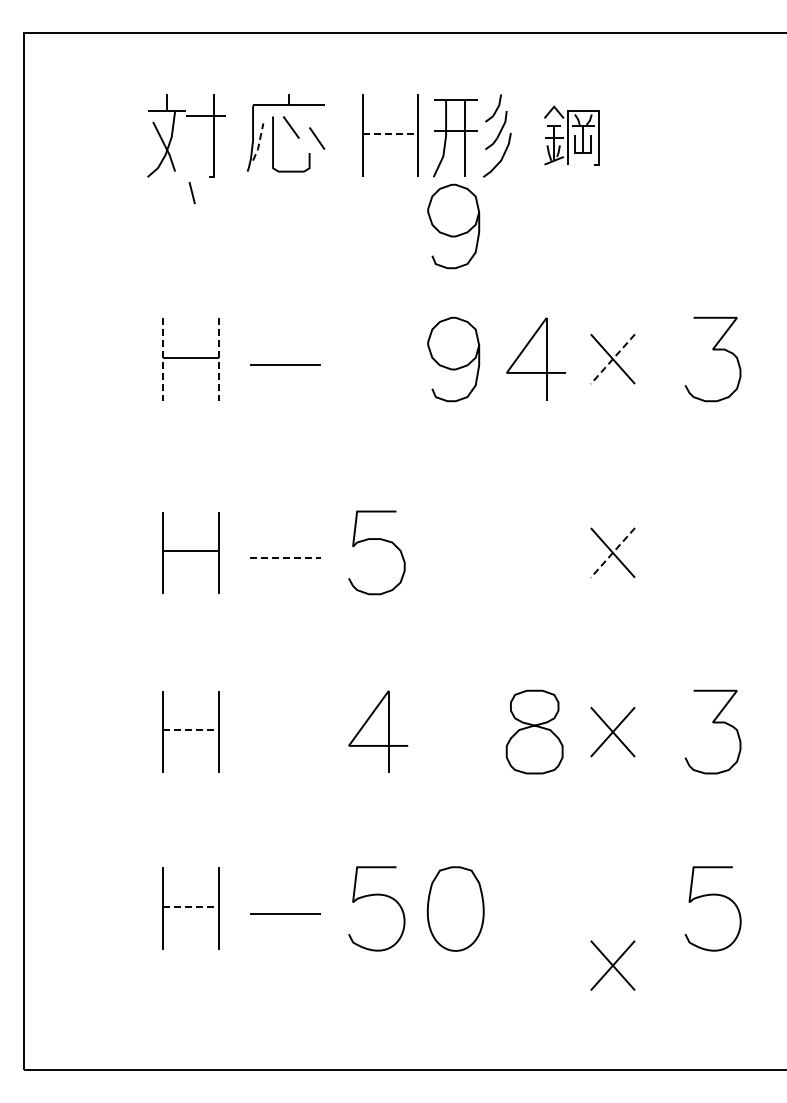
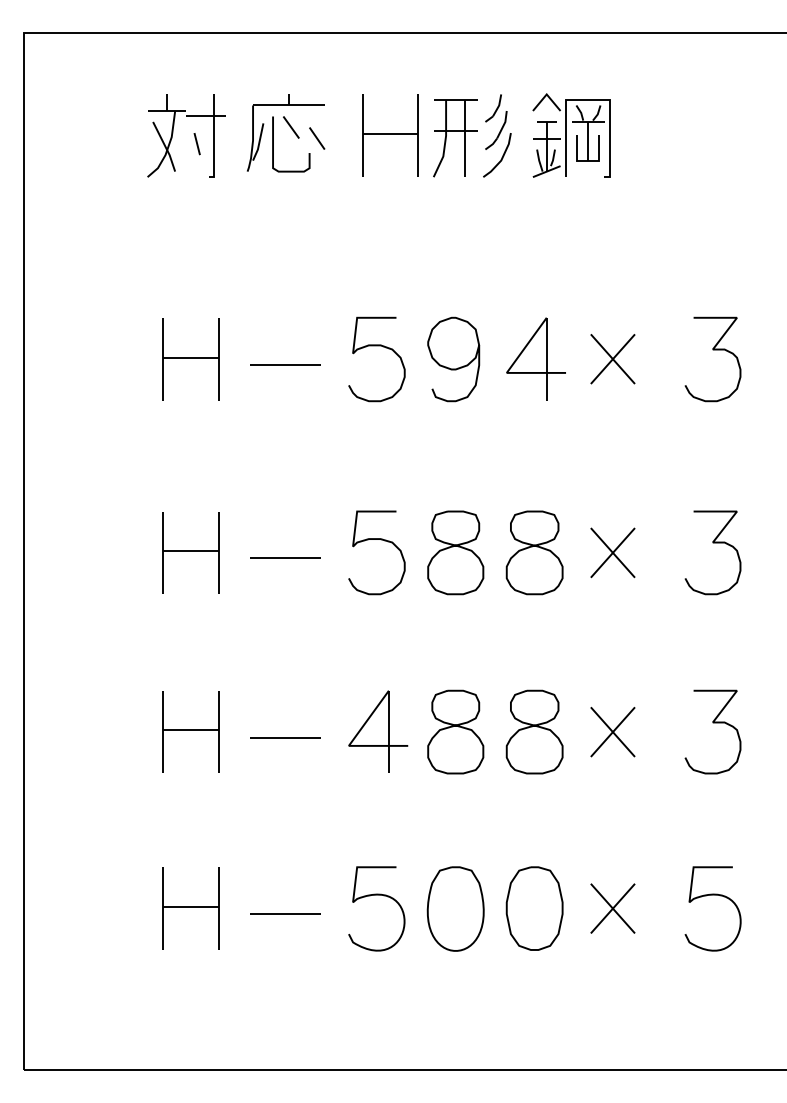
line: dashed -> solid (390, 133)
part size: 56x61 px -> 79x85 px (571, 135)
line: dashed -> solid (259, 142)
line position: (191, 193) -> (196, 144) (196, 144)
curve: present -> none (449, 234)
curve: none -> present (376, 346)
line: dashed -> solid (163, 359)
line: dashed -> solid (218, 359)
line: dashed -> solid (612, 359)
curve: none -> present (713, 543)
part: none -> present (455, 552)
part: none -> present (534, 552)
line: dashed -> solid (612, 553)
line: dashed -> solid (285, 558)
line: dashed -> solid (191, 730)
part: none -> present (455, 731)
line: none -> present (285, 737)
line: dashed -> solid (191, 906)
part: none -> present (534, 908)
part position: (612, 965) -> (612, 908) (612, 908)
